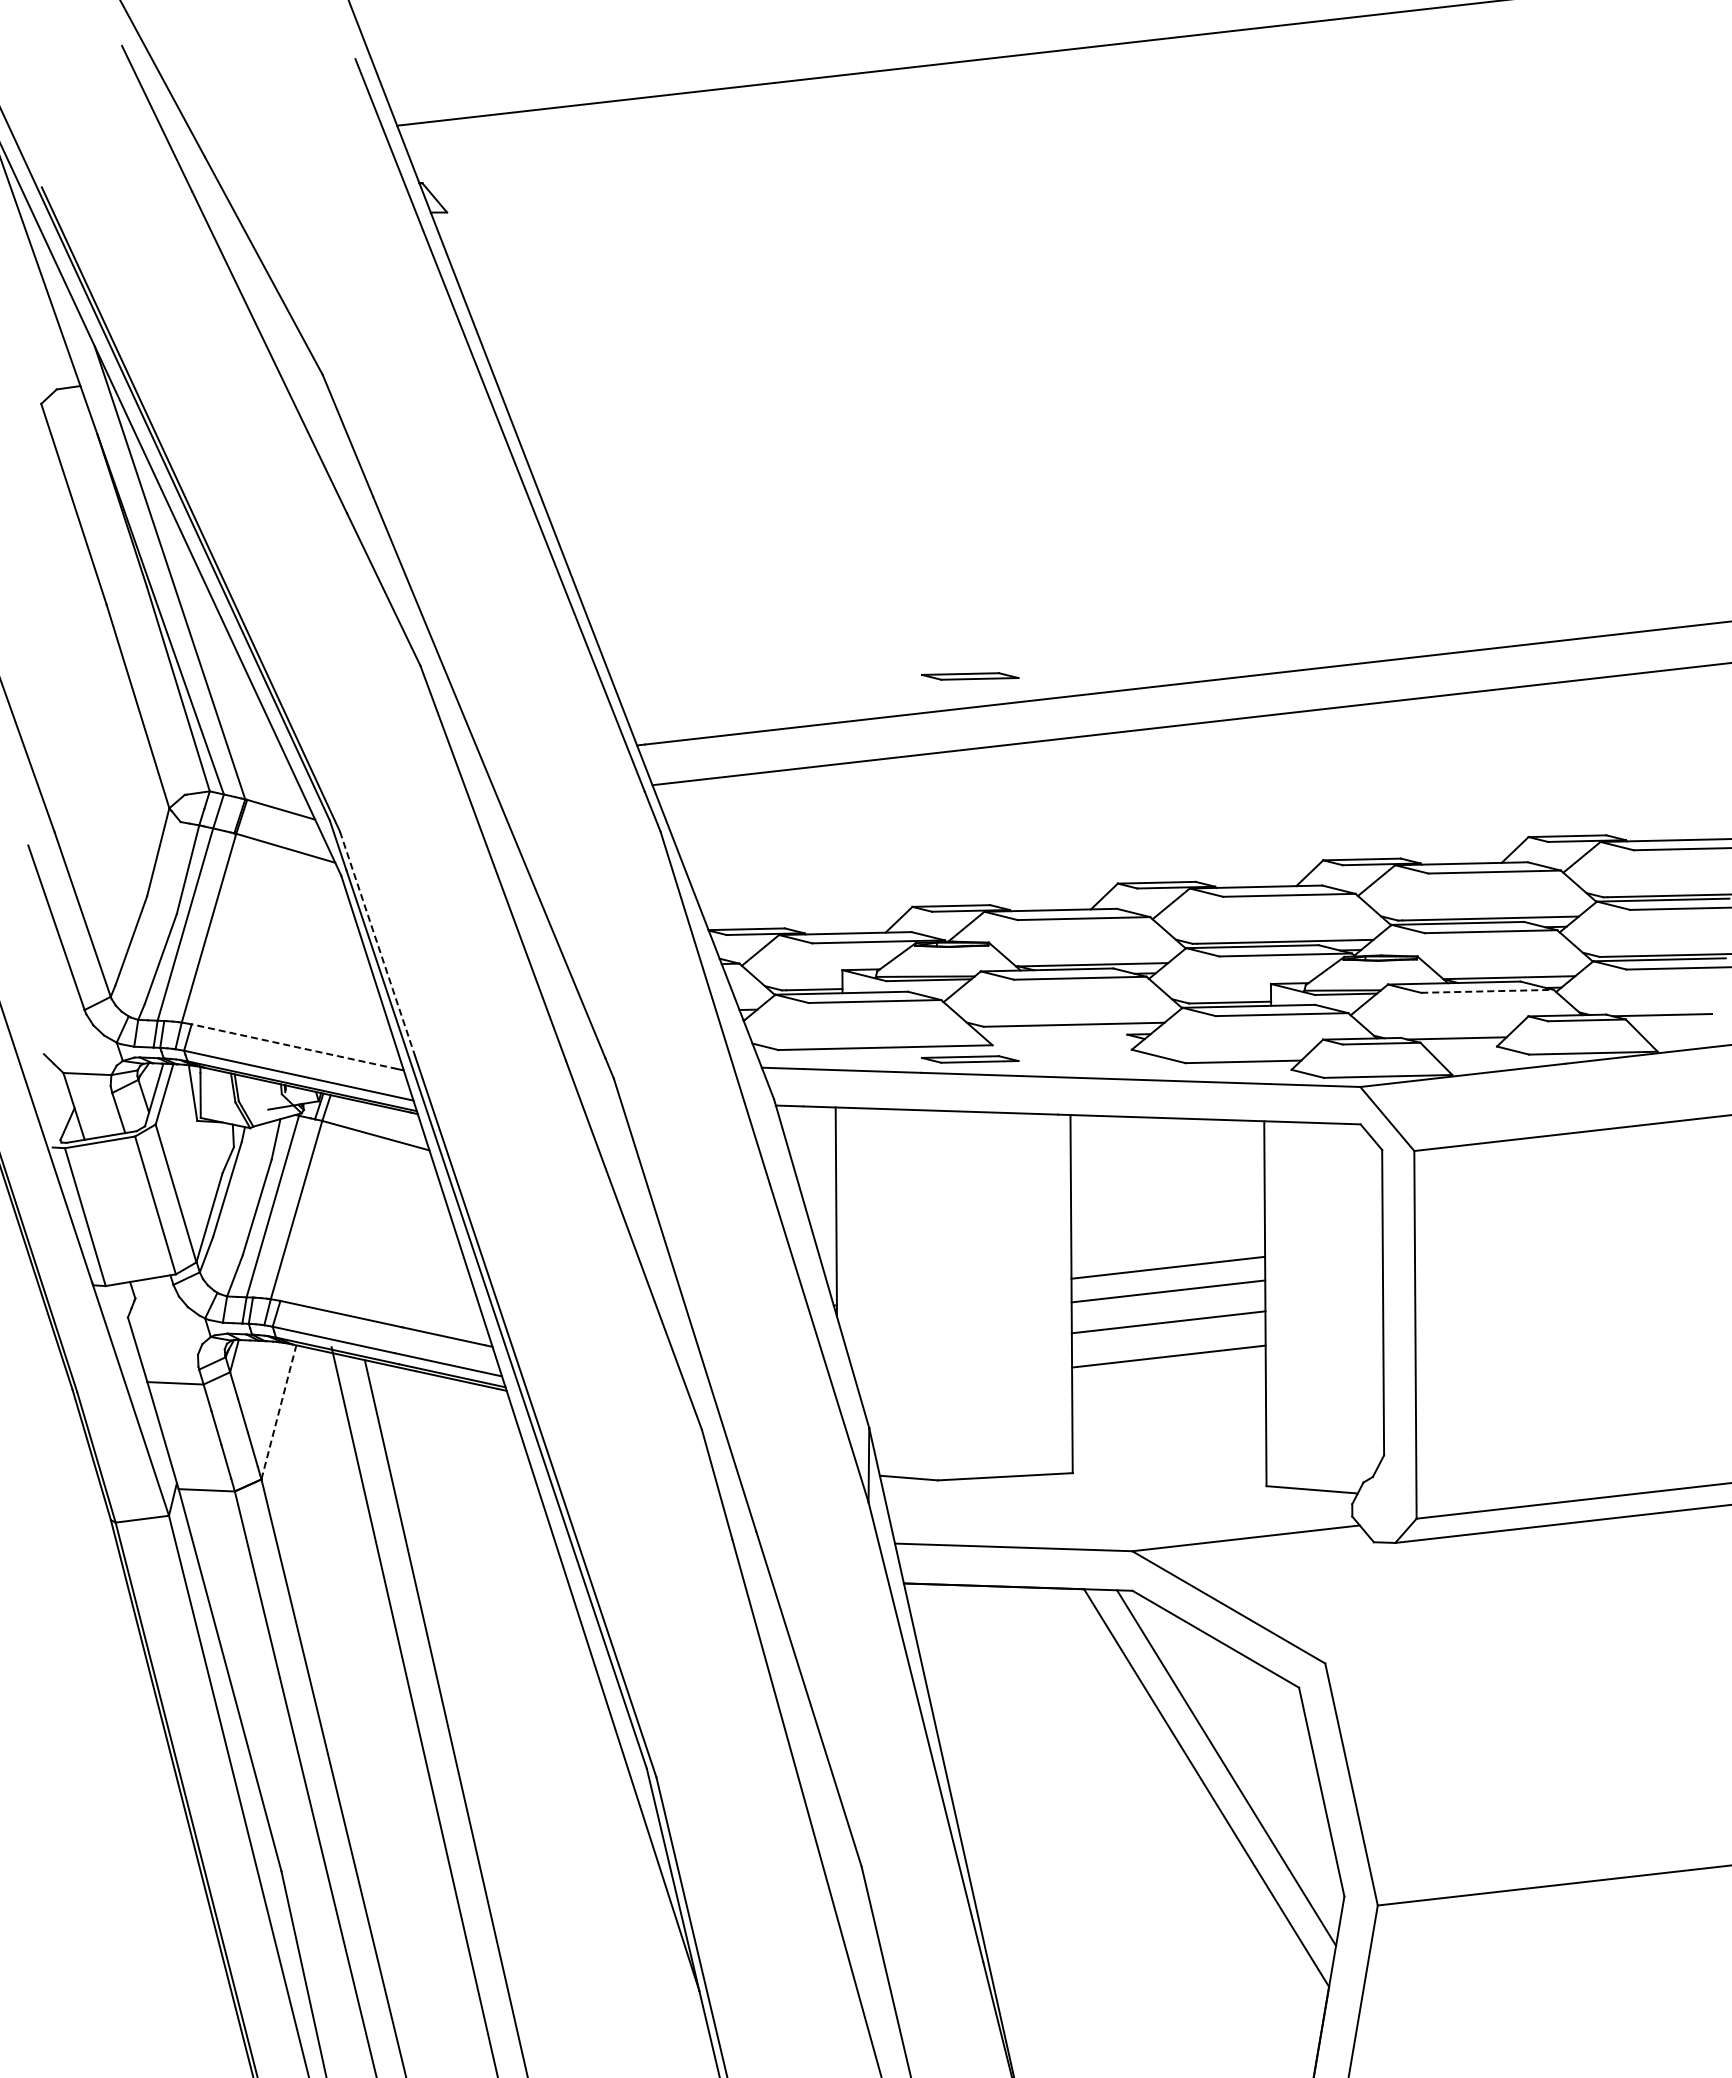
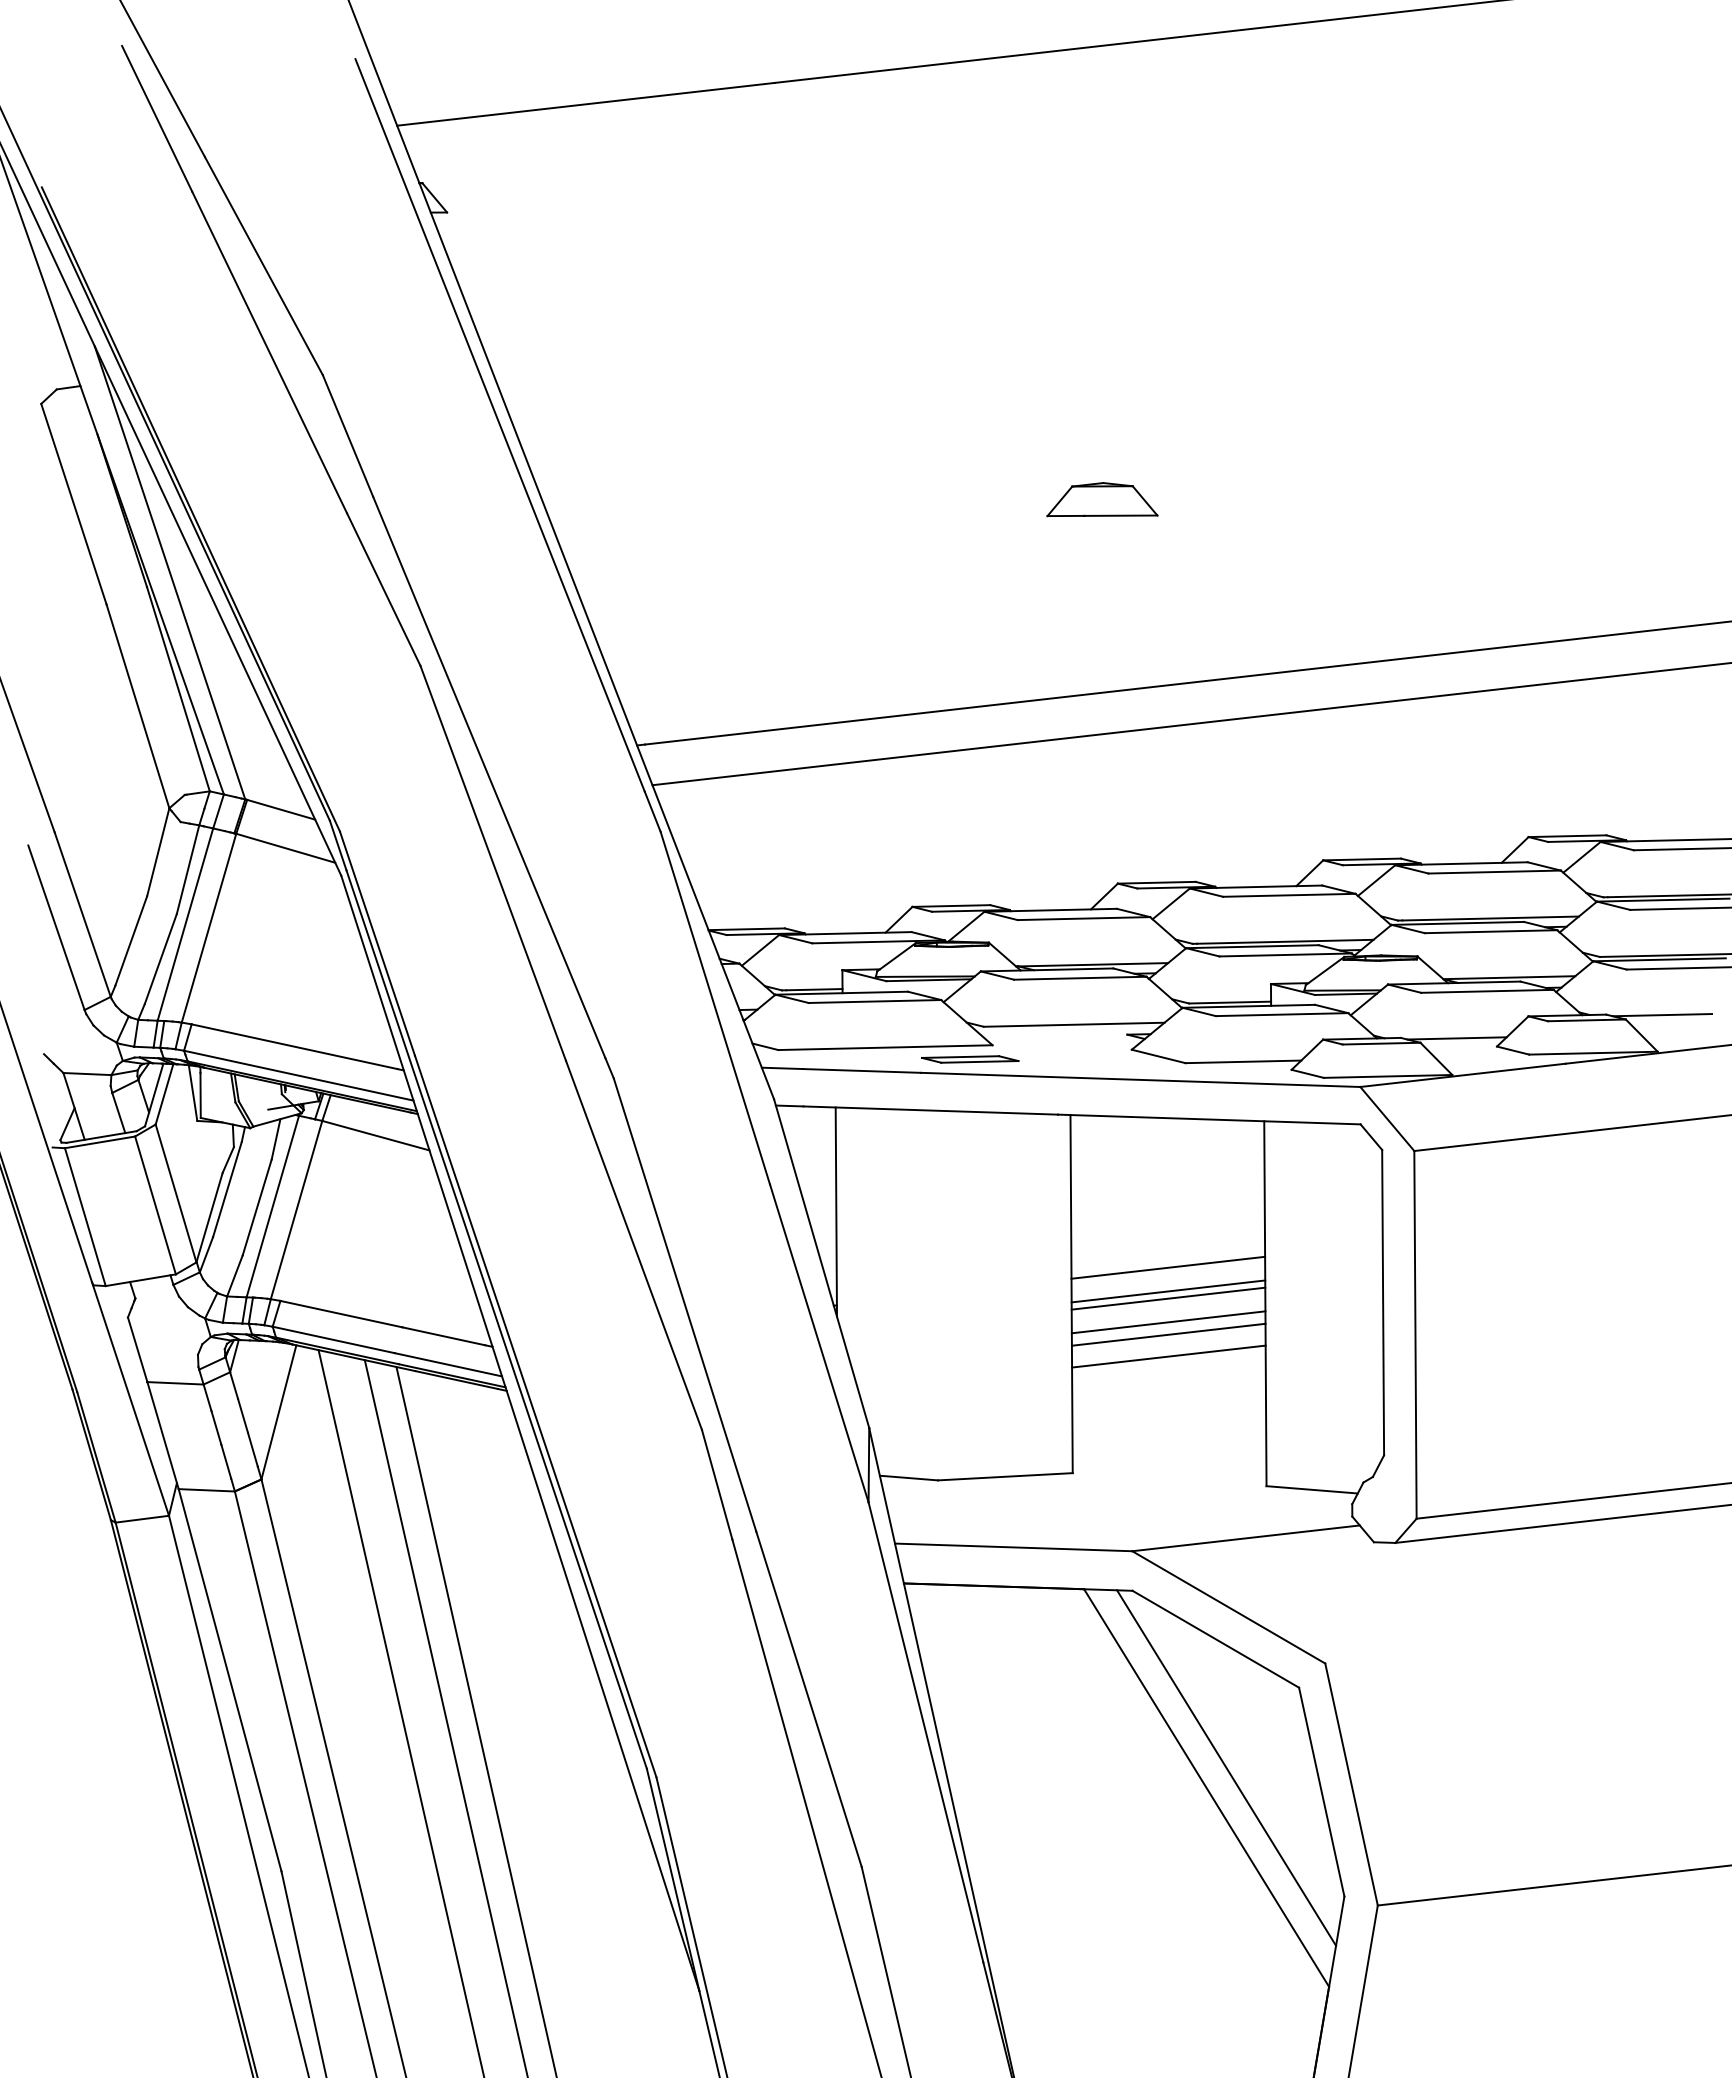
part: none -> present (1102, 499)
part: present -> none (970, 676)
line: dashed -> solid (377, 944)
line: dashed -> solid (1487, 991)
line: dashed -> solid (294, 1046)
line: none -> present (1168, 1298)
line: none -> present (1168, 1334)
line: dashed -> solid (279, 1411)
line position: (414, 1710) -> (400, 1712) (400, 1712)
line: none -> present (476, 1720)
